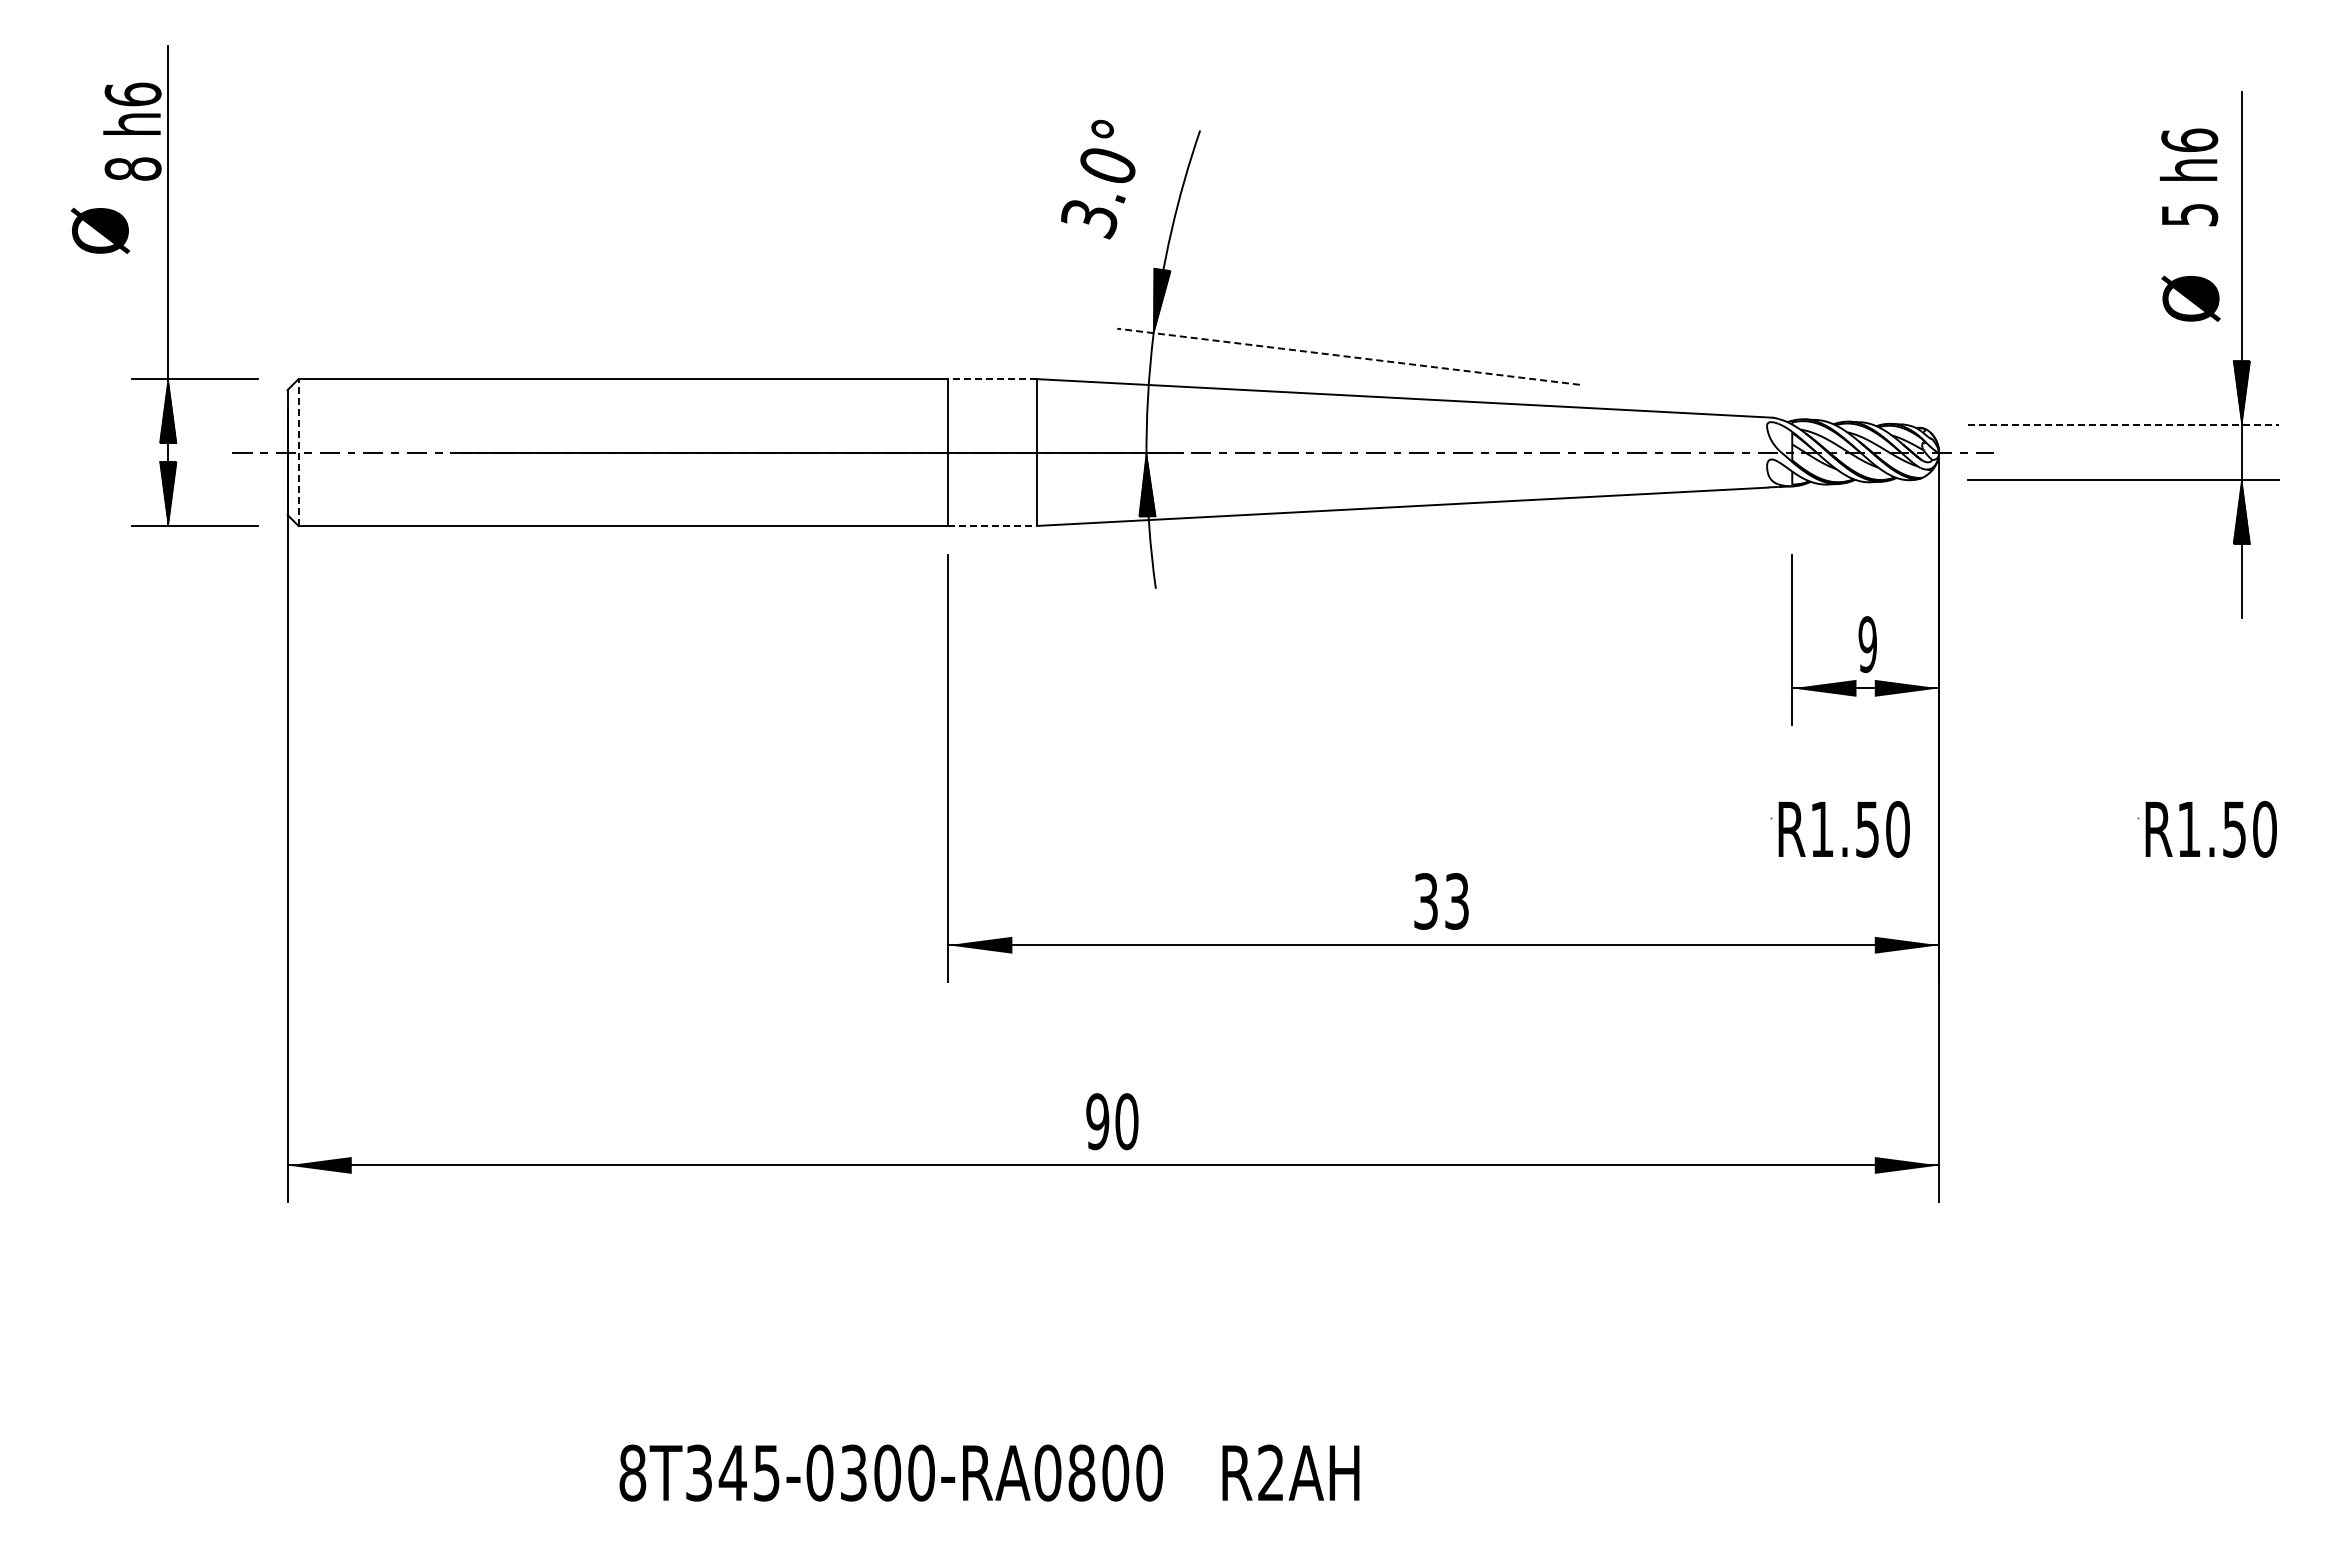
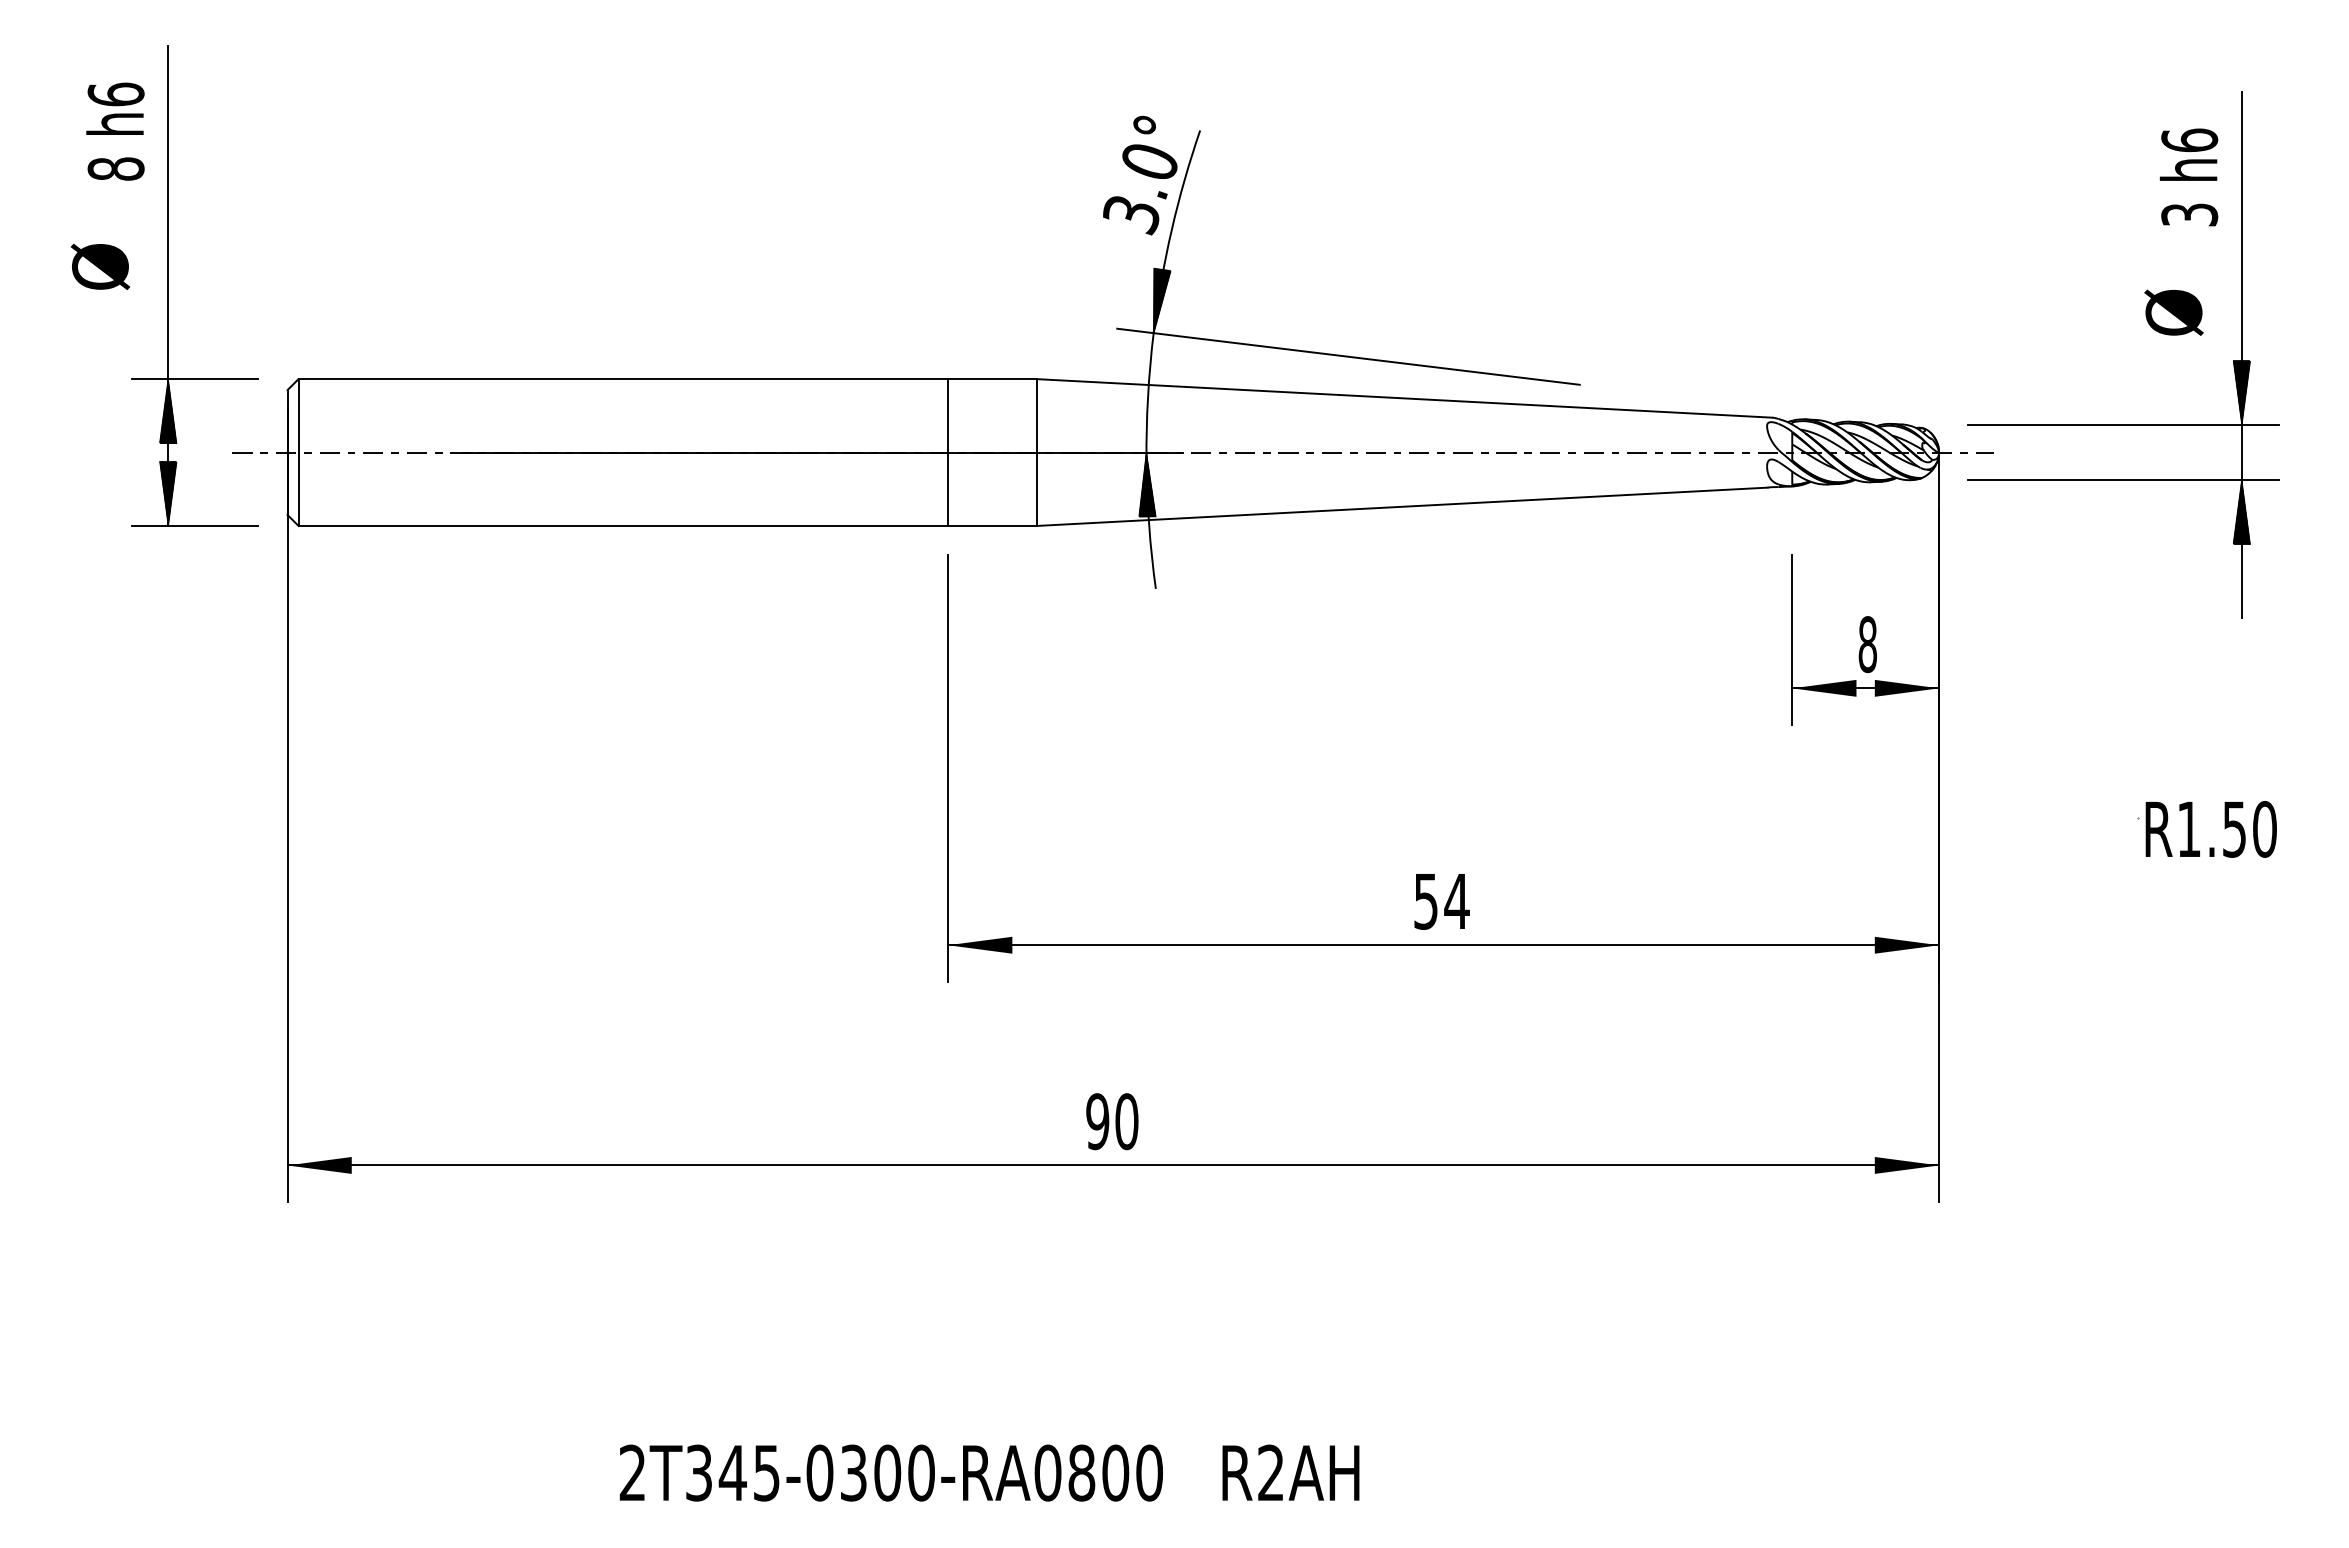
text position: (132, 131) -> (115, 131) (115, 131)
text position: (1098, 179) -> (1140, 175) (1140, 175)
text: 5 -> 3 (2189, 214)
text position: (100, 230) -> (100, 266) (100, 266)
text position: (2190, 298) -> (2173, 312) (2173, 312)
line: dashed -> solid (1348, 356)
line: dashed -> solid (992, 379)
line: dashed -> solid (2123, 425)
line: dashed -> solid (298, 452)
line: dashed -> solid (993, 525)
text: 9 -> 8 (1867, 644)
part: present -> none (1825, 829)
text: 33 -> 54 (1441, 901)
text: 8T345-0300-RA0800 -> 2T345-0300-RA0800 (632, 1472)
